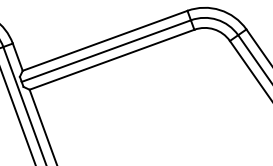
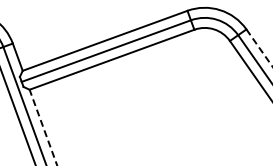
line: solid -> dashed (259, 48)
line: solid -> dashed (43, 127)
